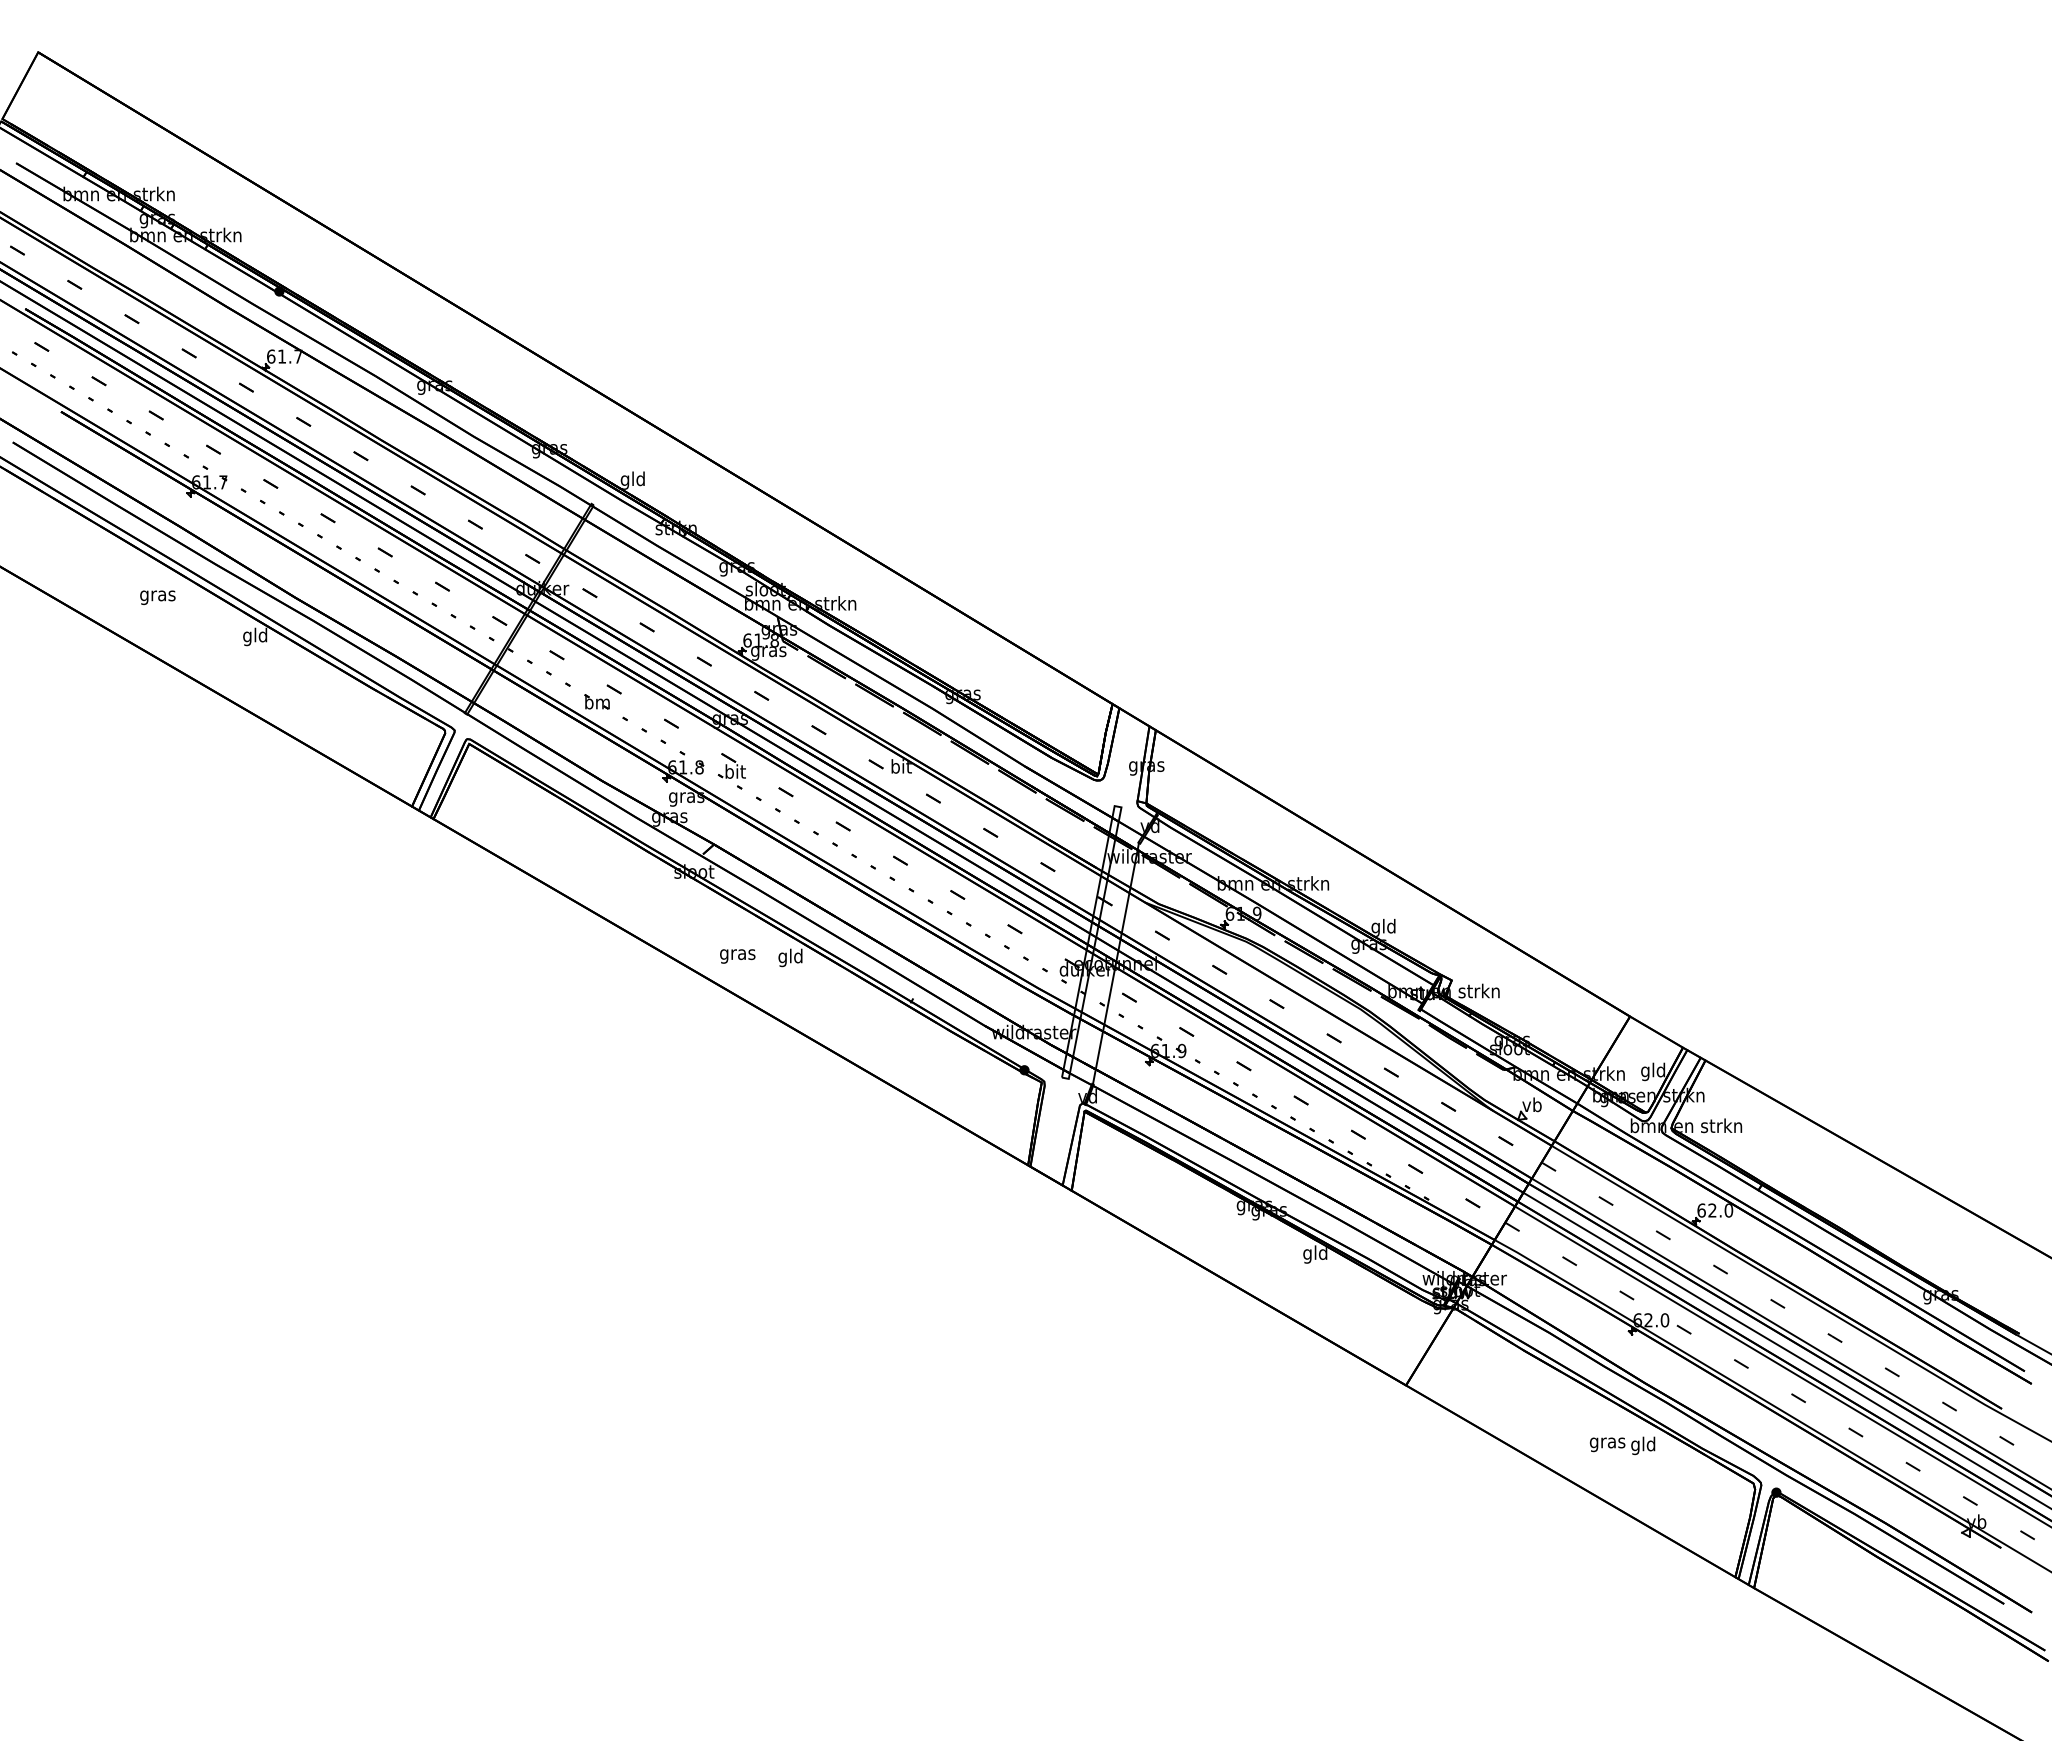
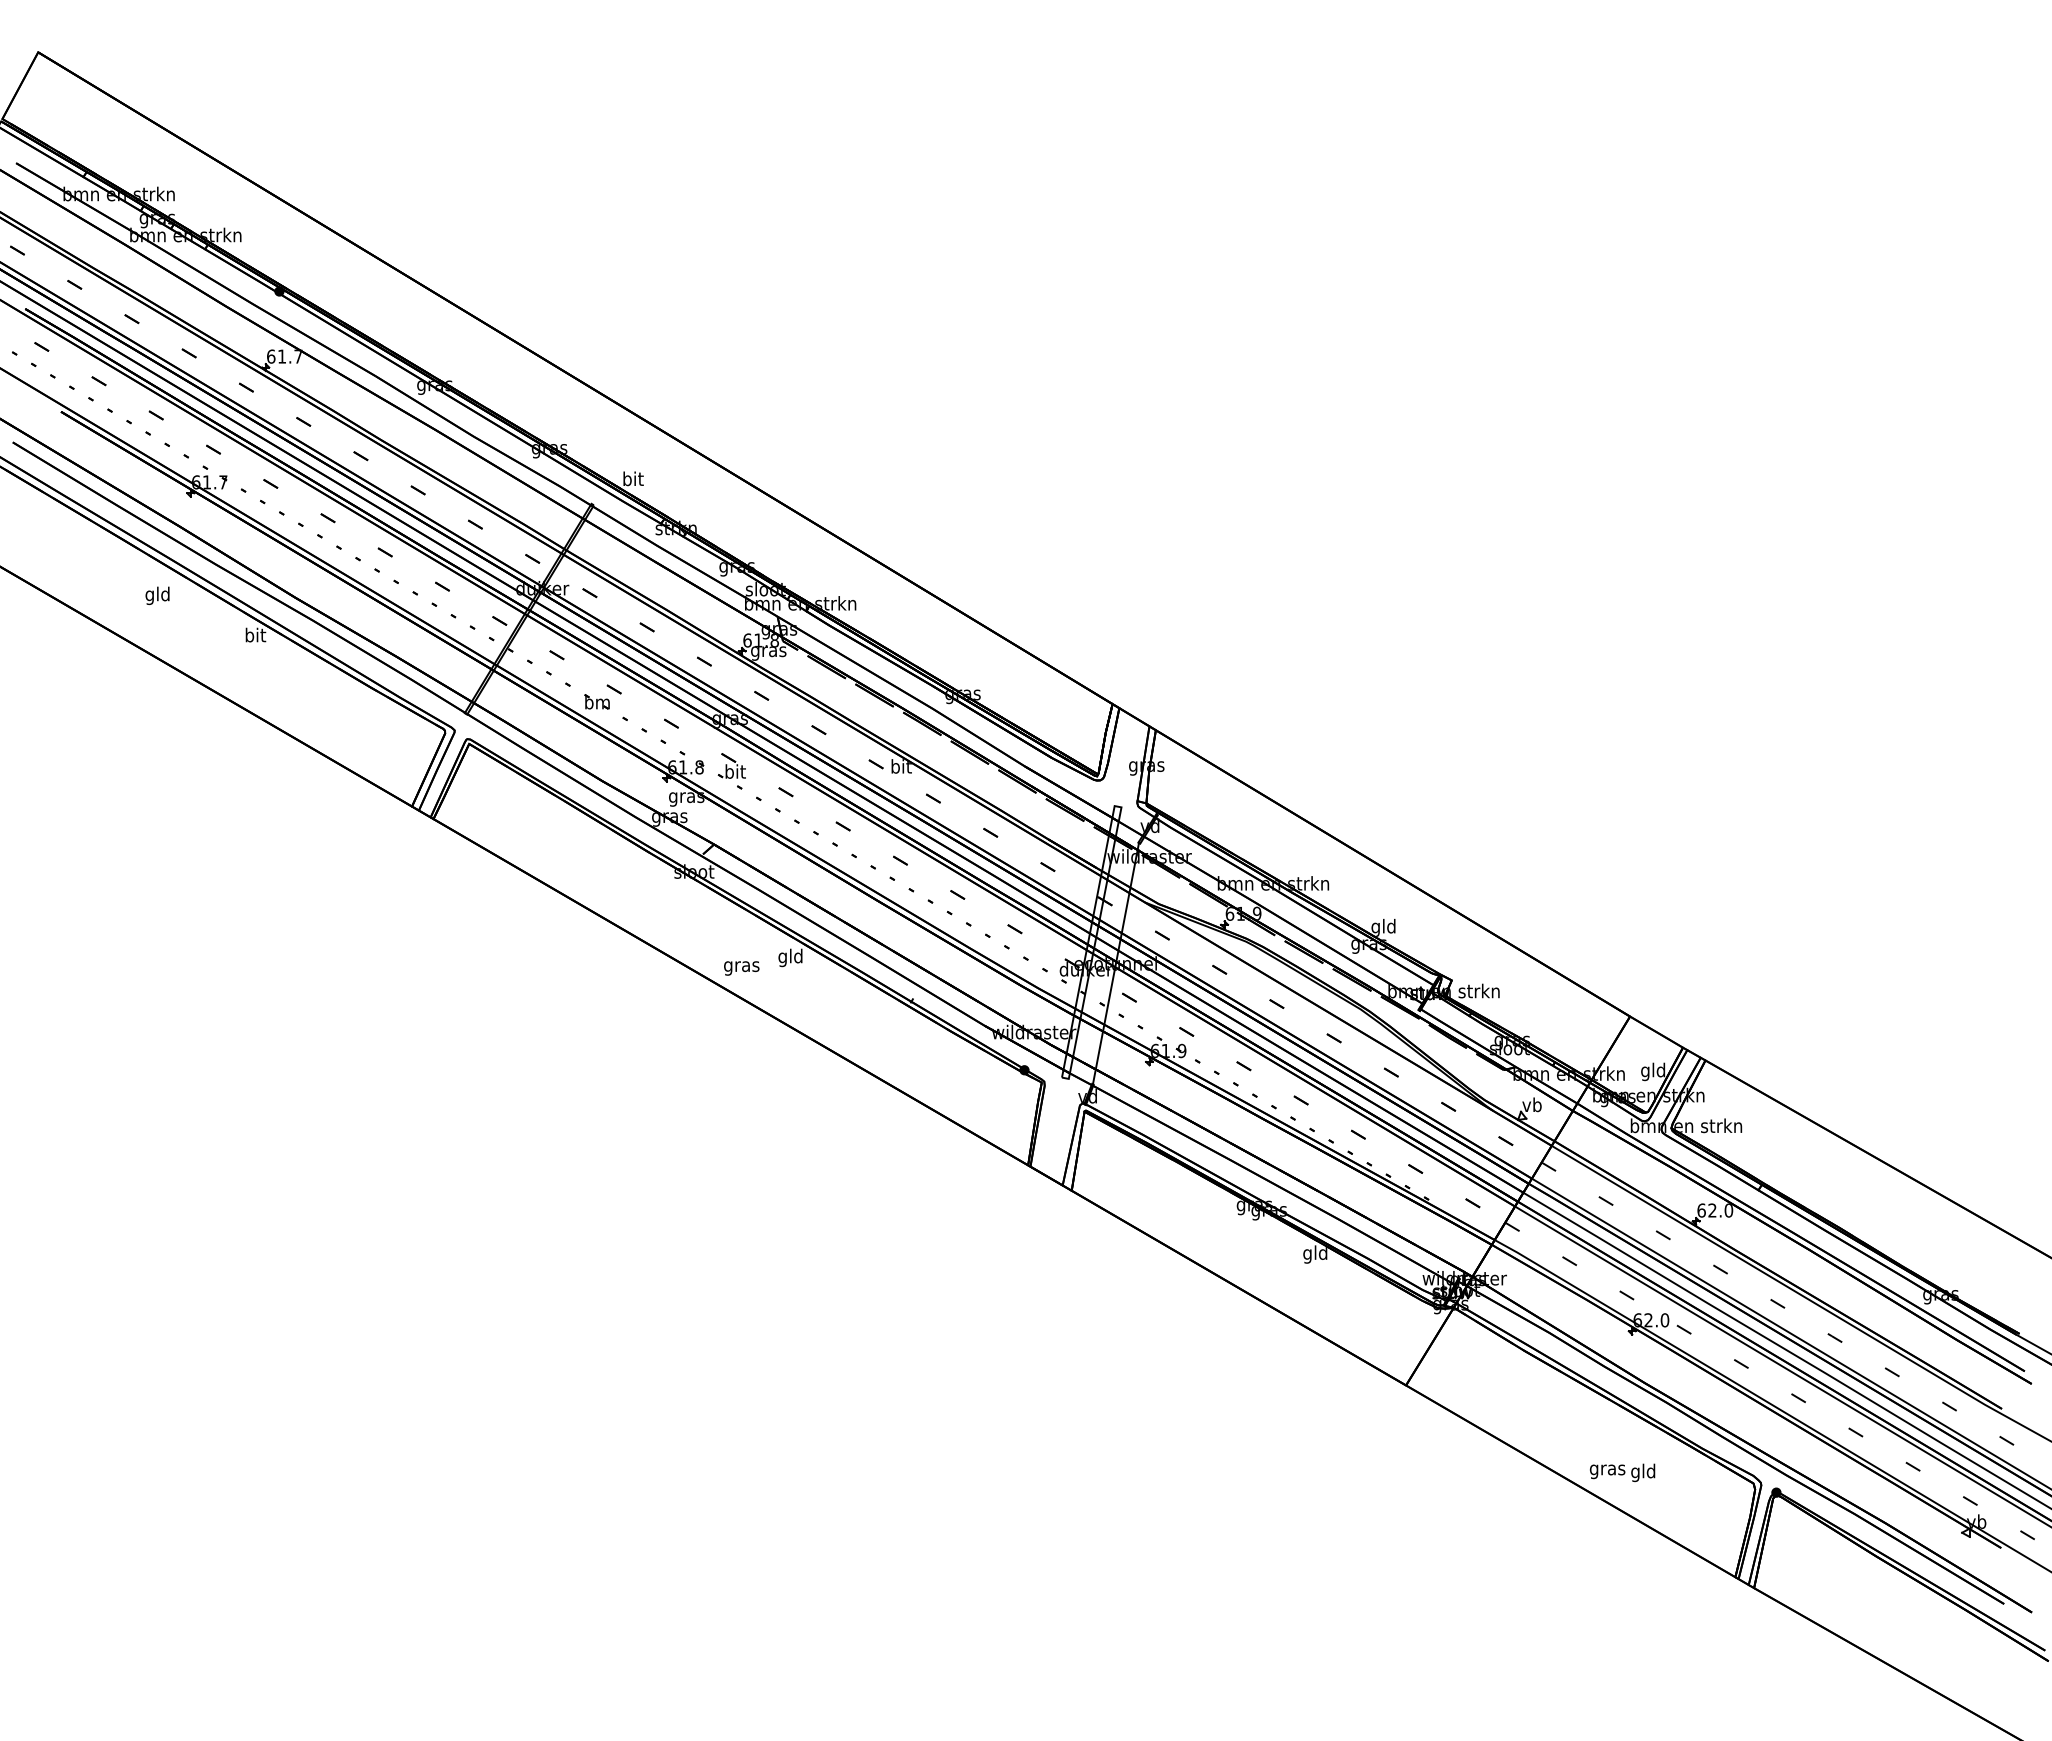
text: gld -> bit (632, 480)
text: gras -> gld (157, 595)
text: gld -> bit (255, 636)
text position: (737, 956) -> (741, 968) (741, 968)
text position: (1622, 1445) -> (1622, 1472) (1622, 1472)
